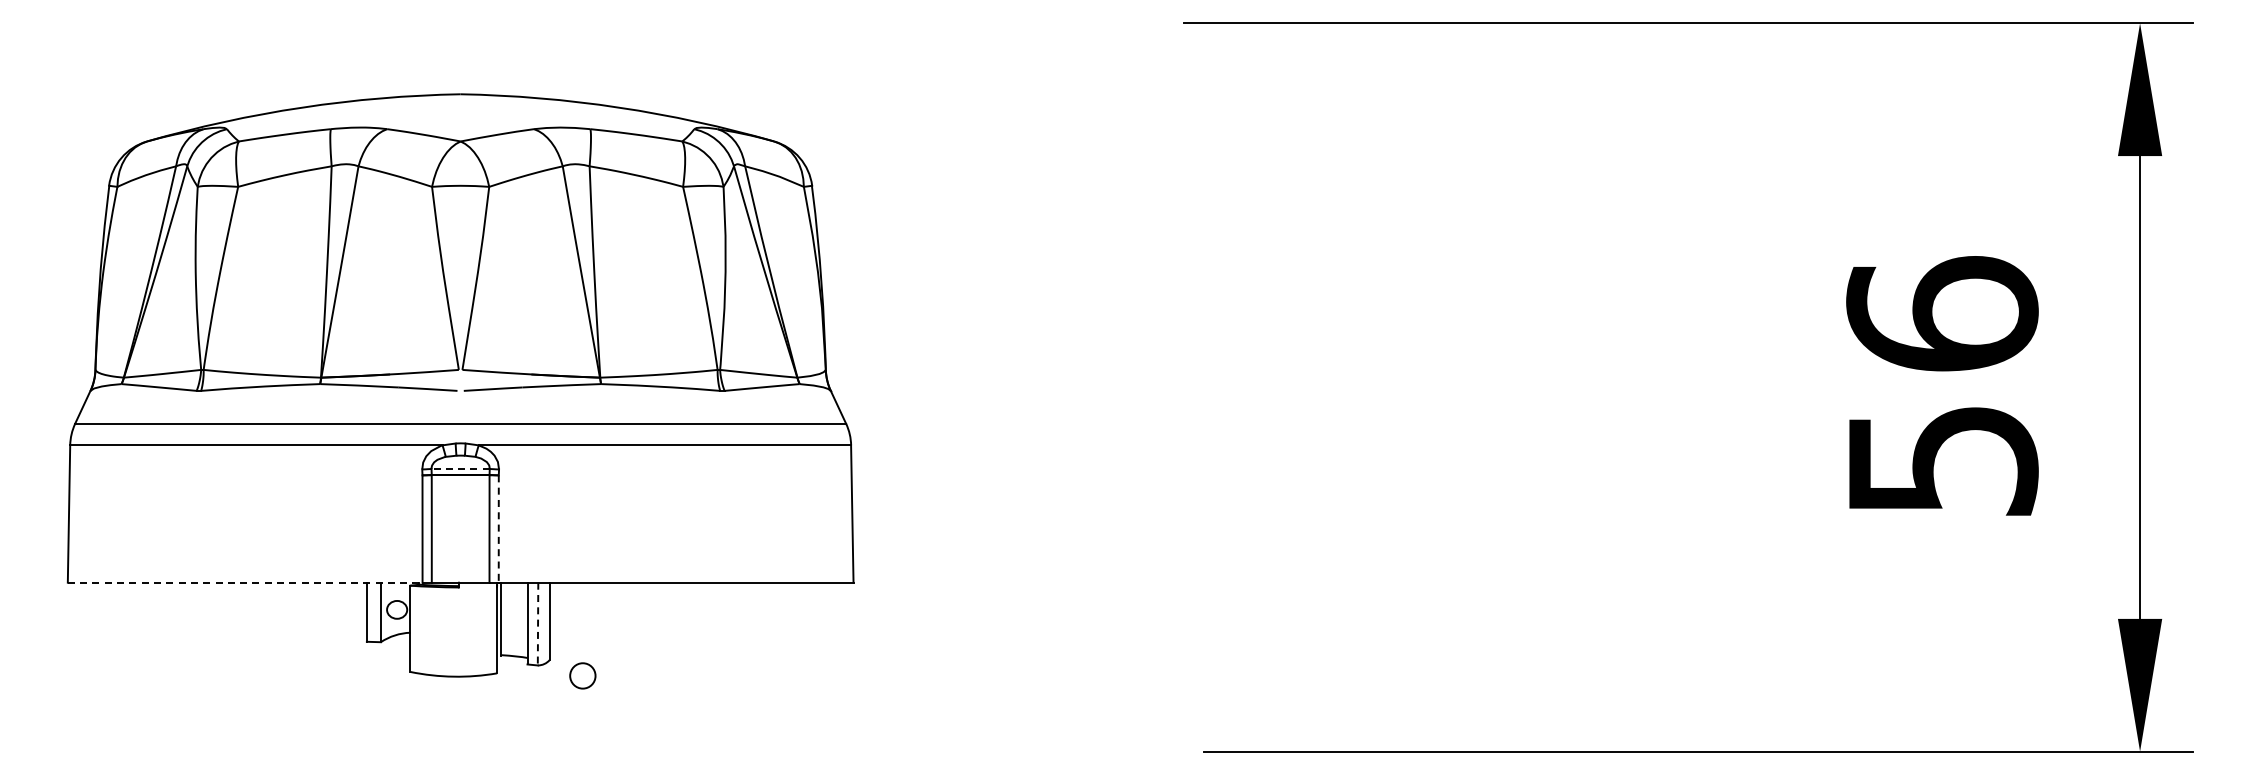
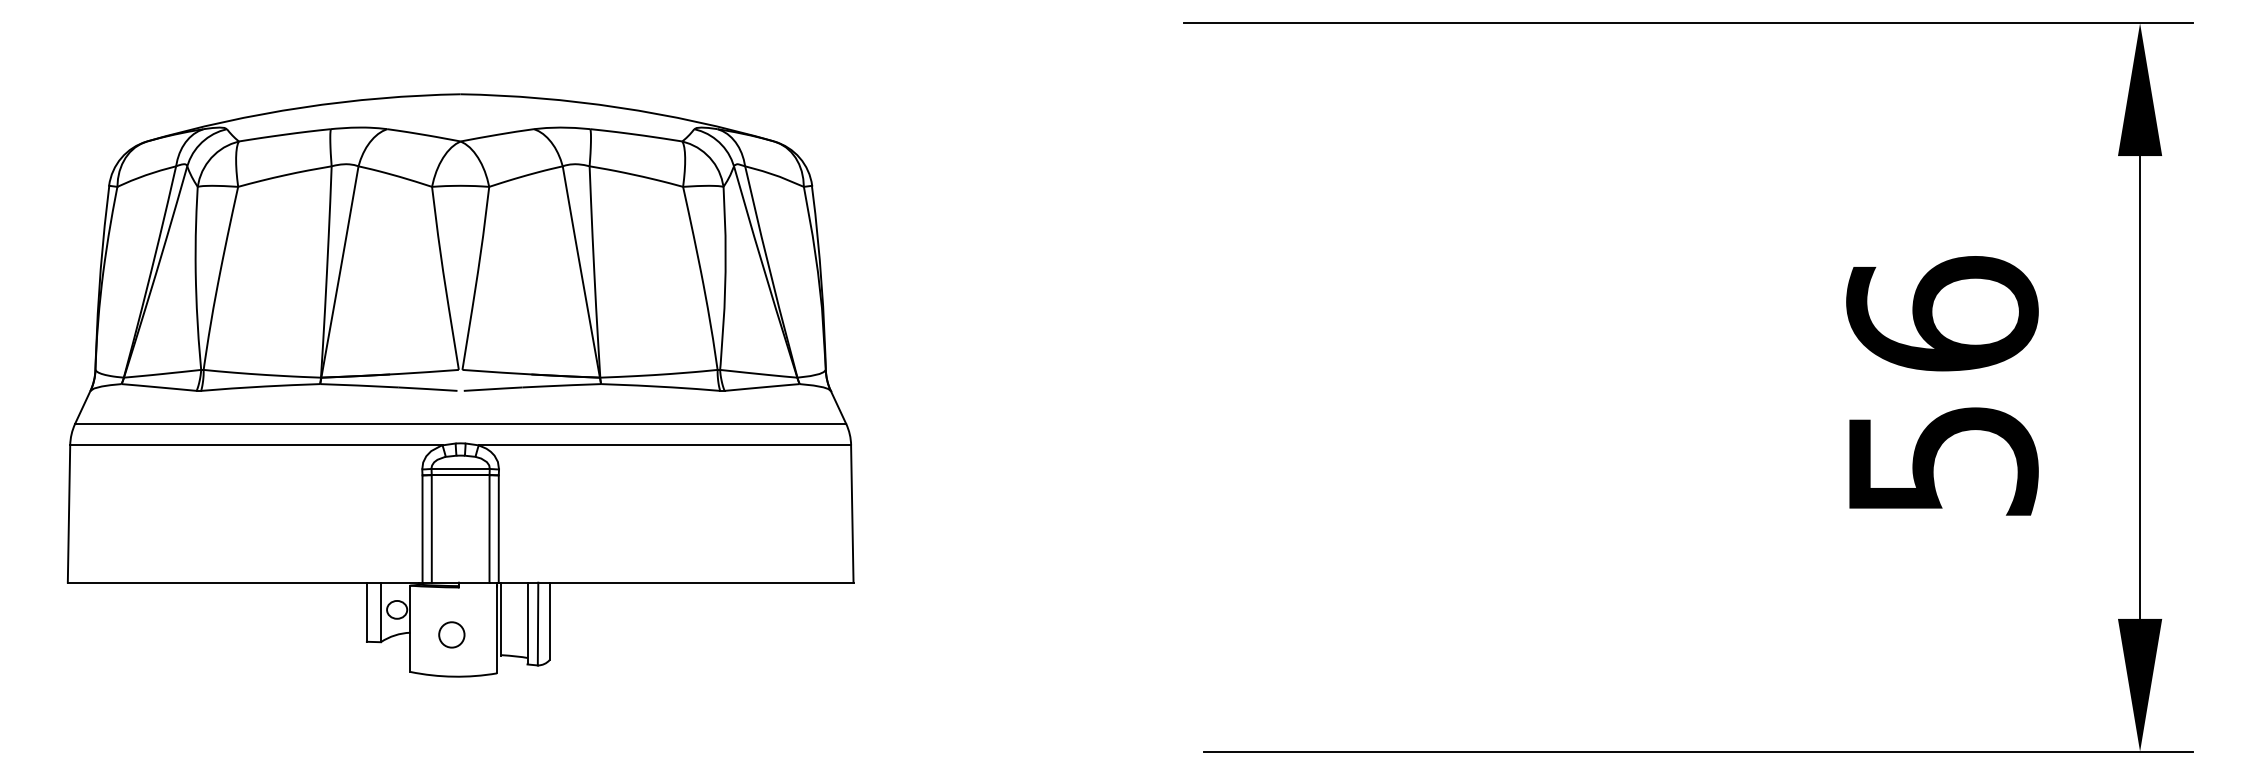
line: dashed -> solid (460, 468)
line: dashed -> solid (498, 529)
line: dashed -> solid (245, 582)
line: dashed -> solid (538, 624)
circle position: (582, 675) -> (451, 634) (451, 634)
